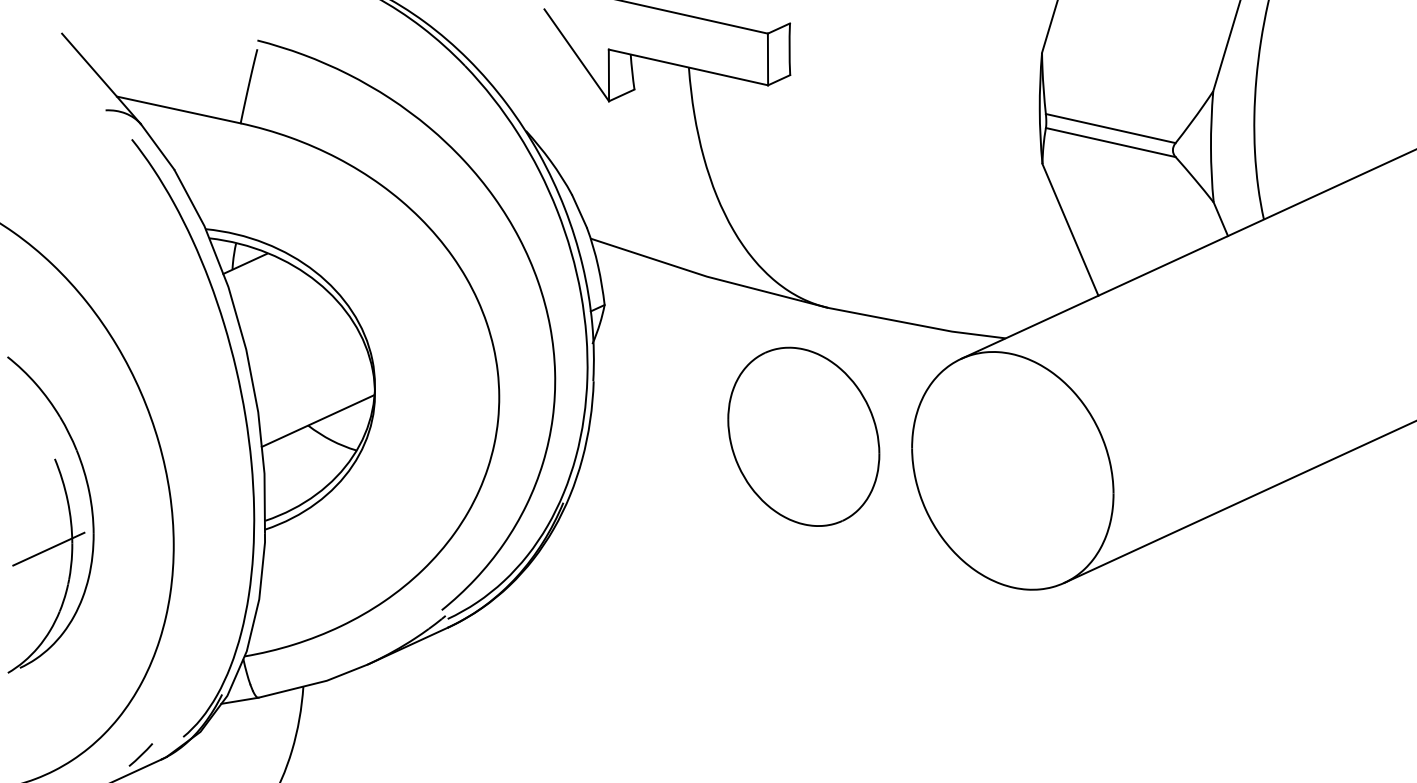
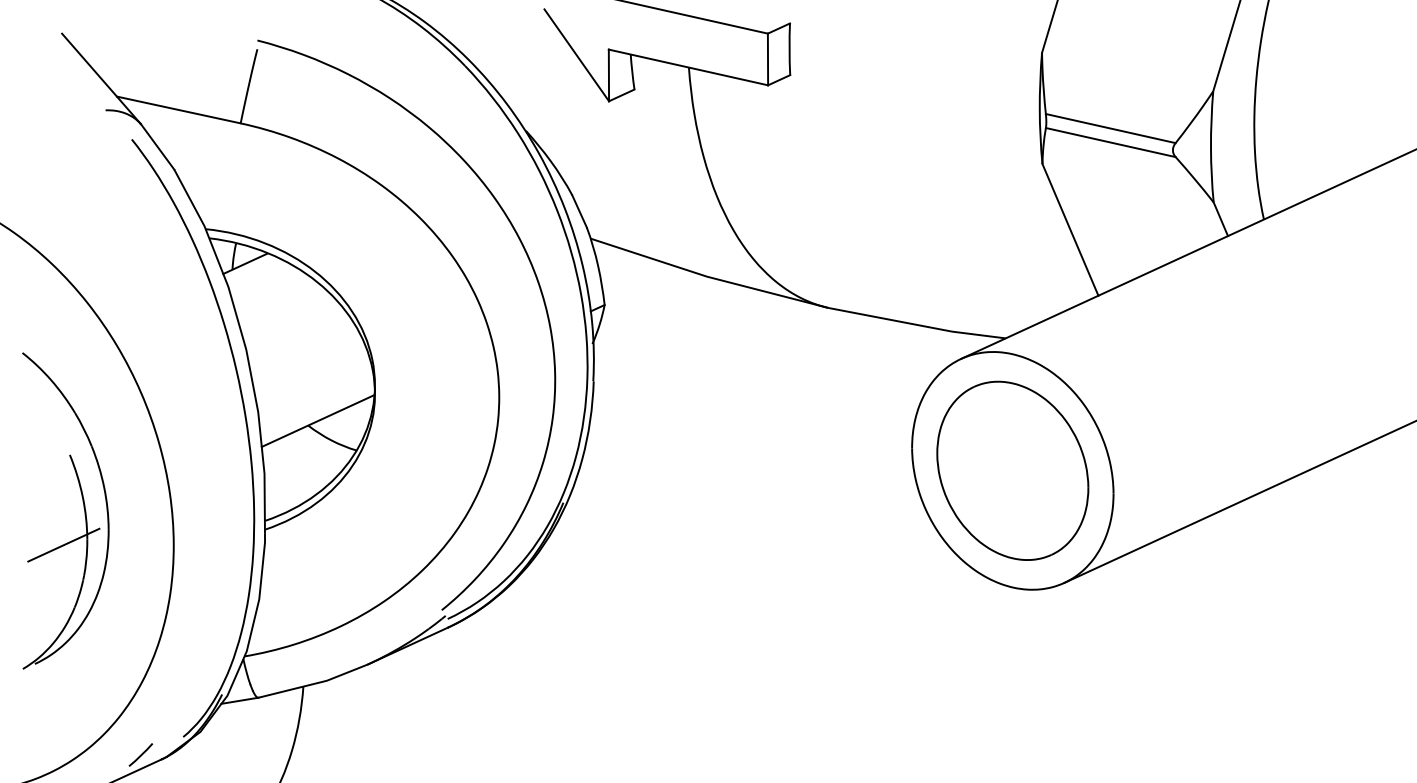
part position: (803, 436) -> (1012, 470) (1012, 470)
part position: (68, 512) -> (83, 508) (83, 508)
